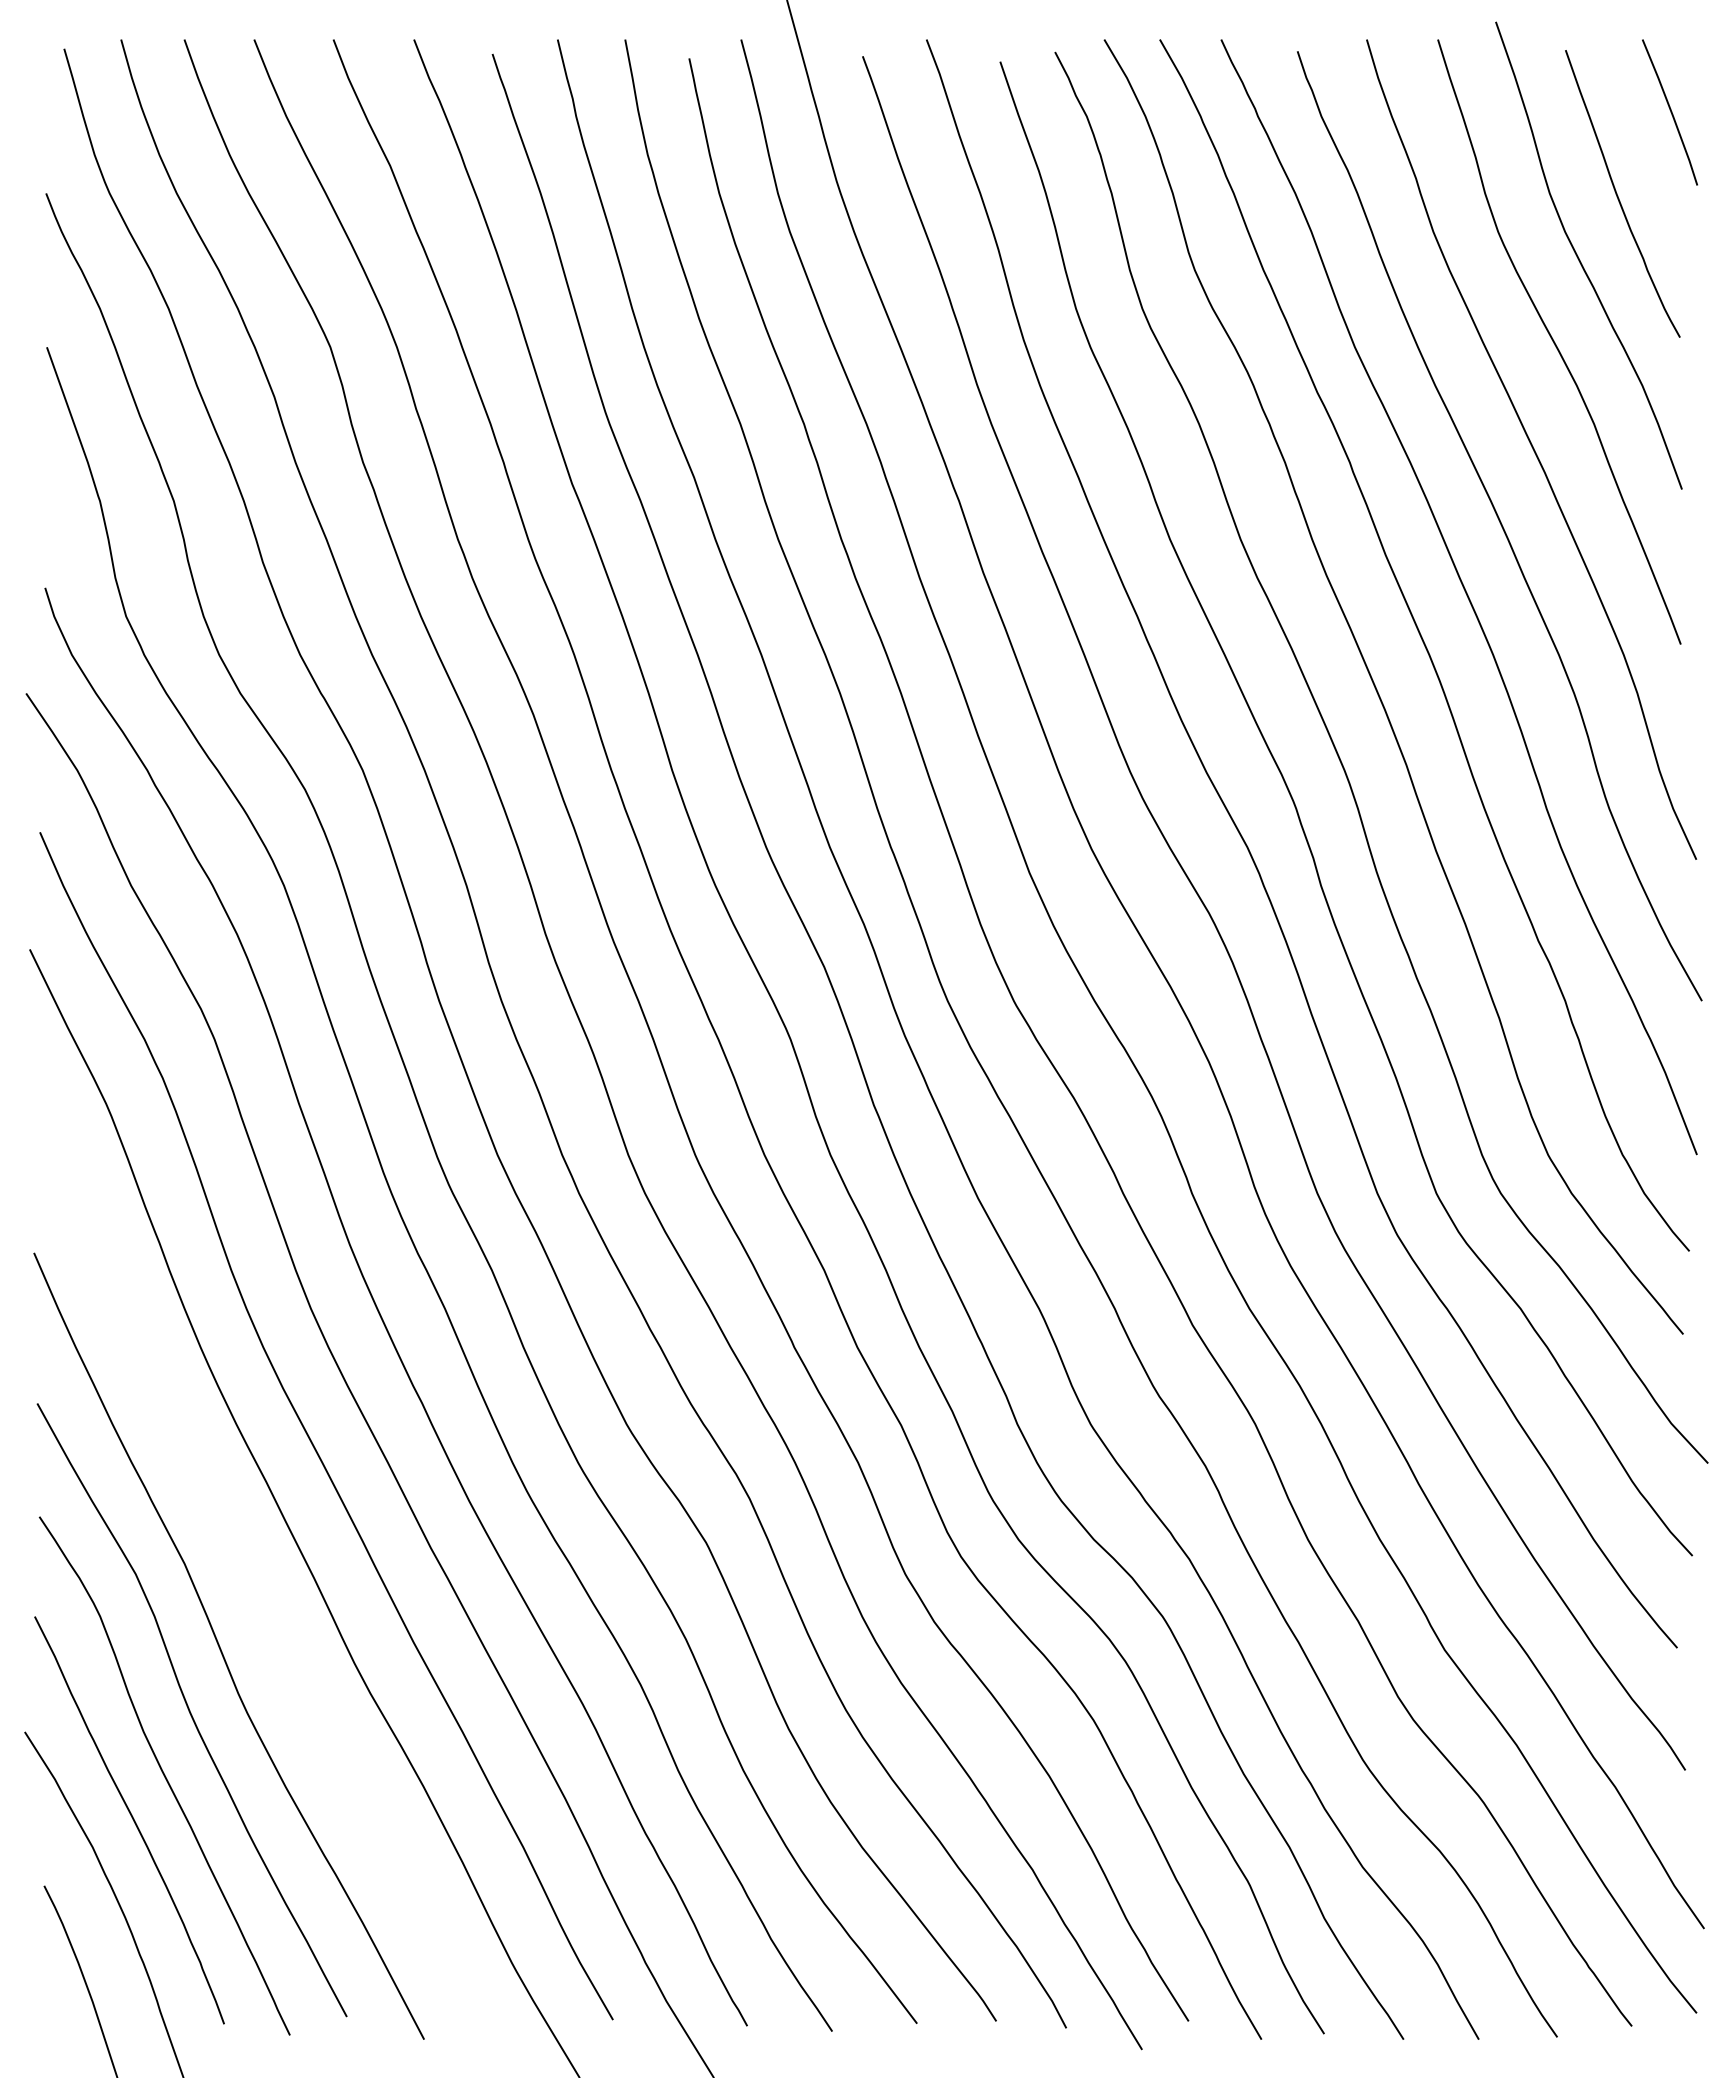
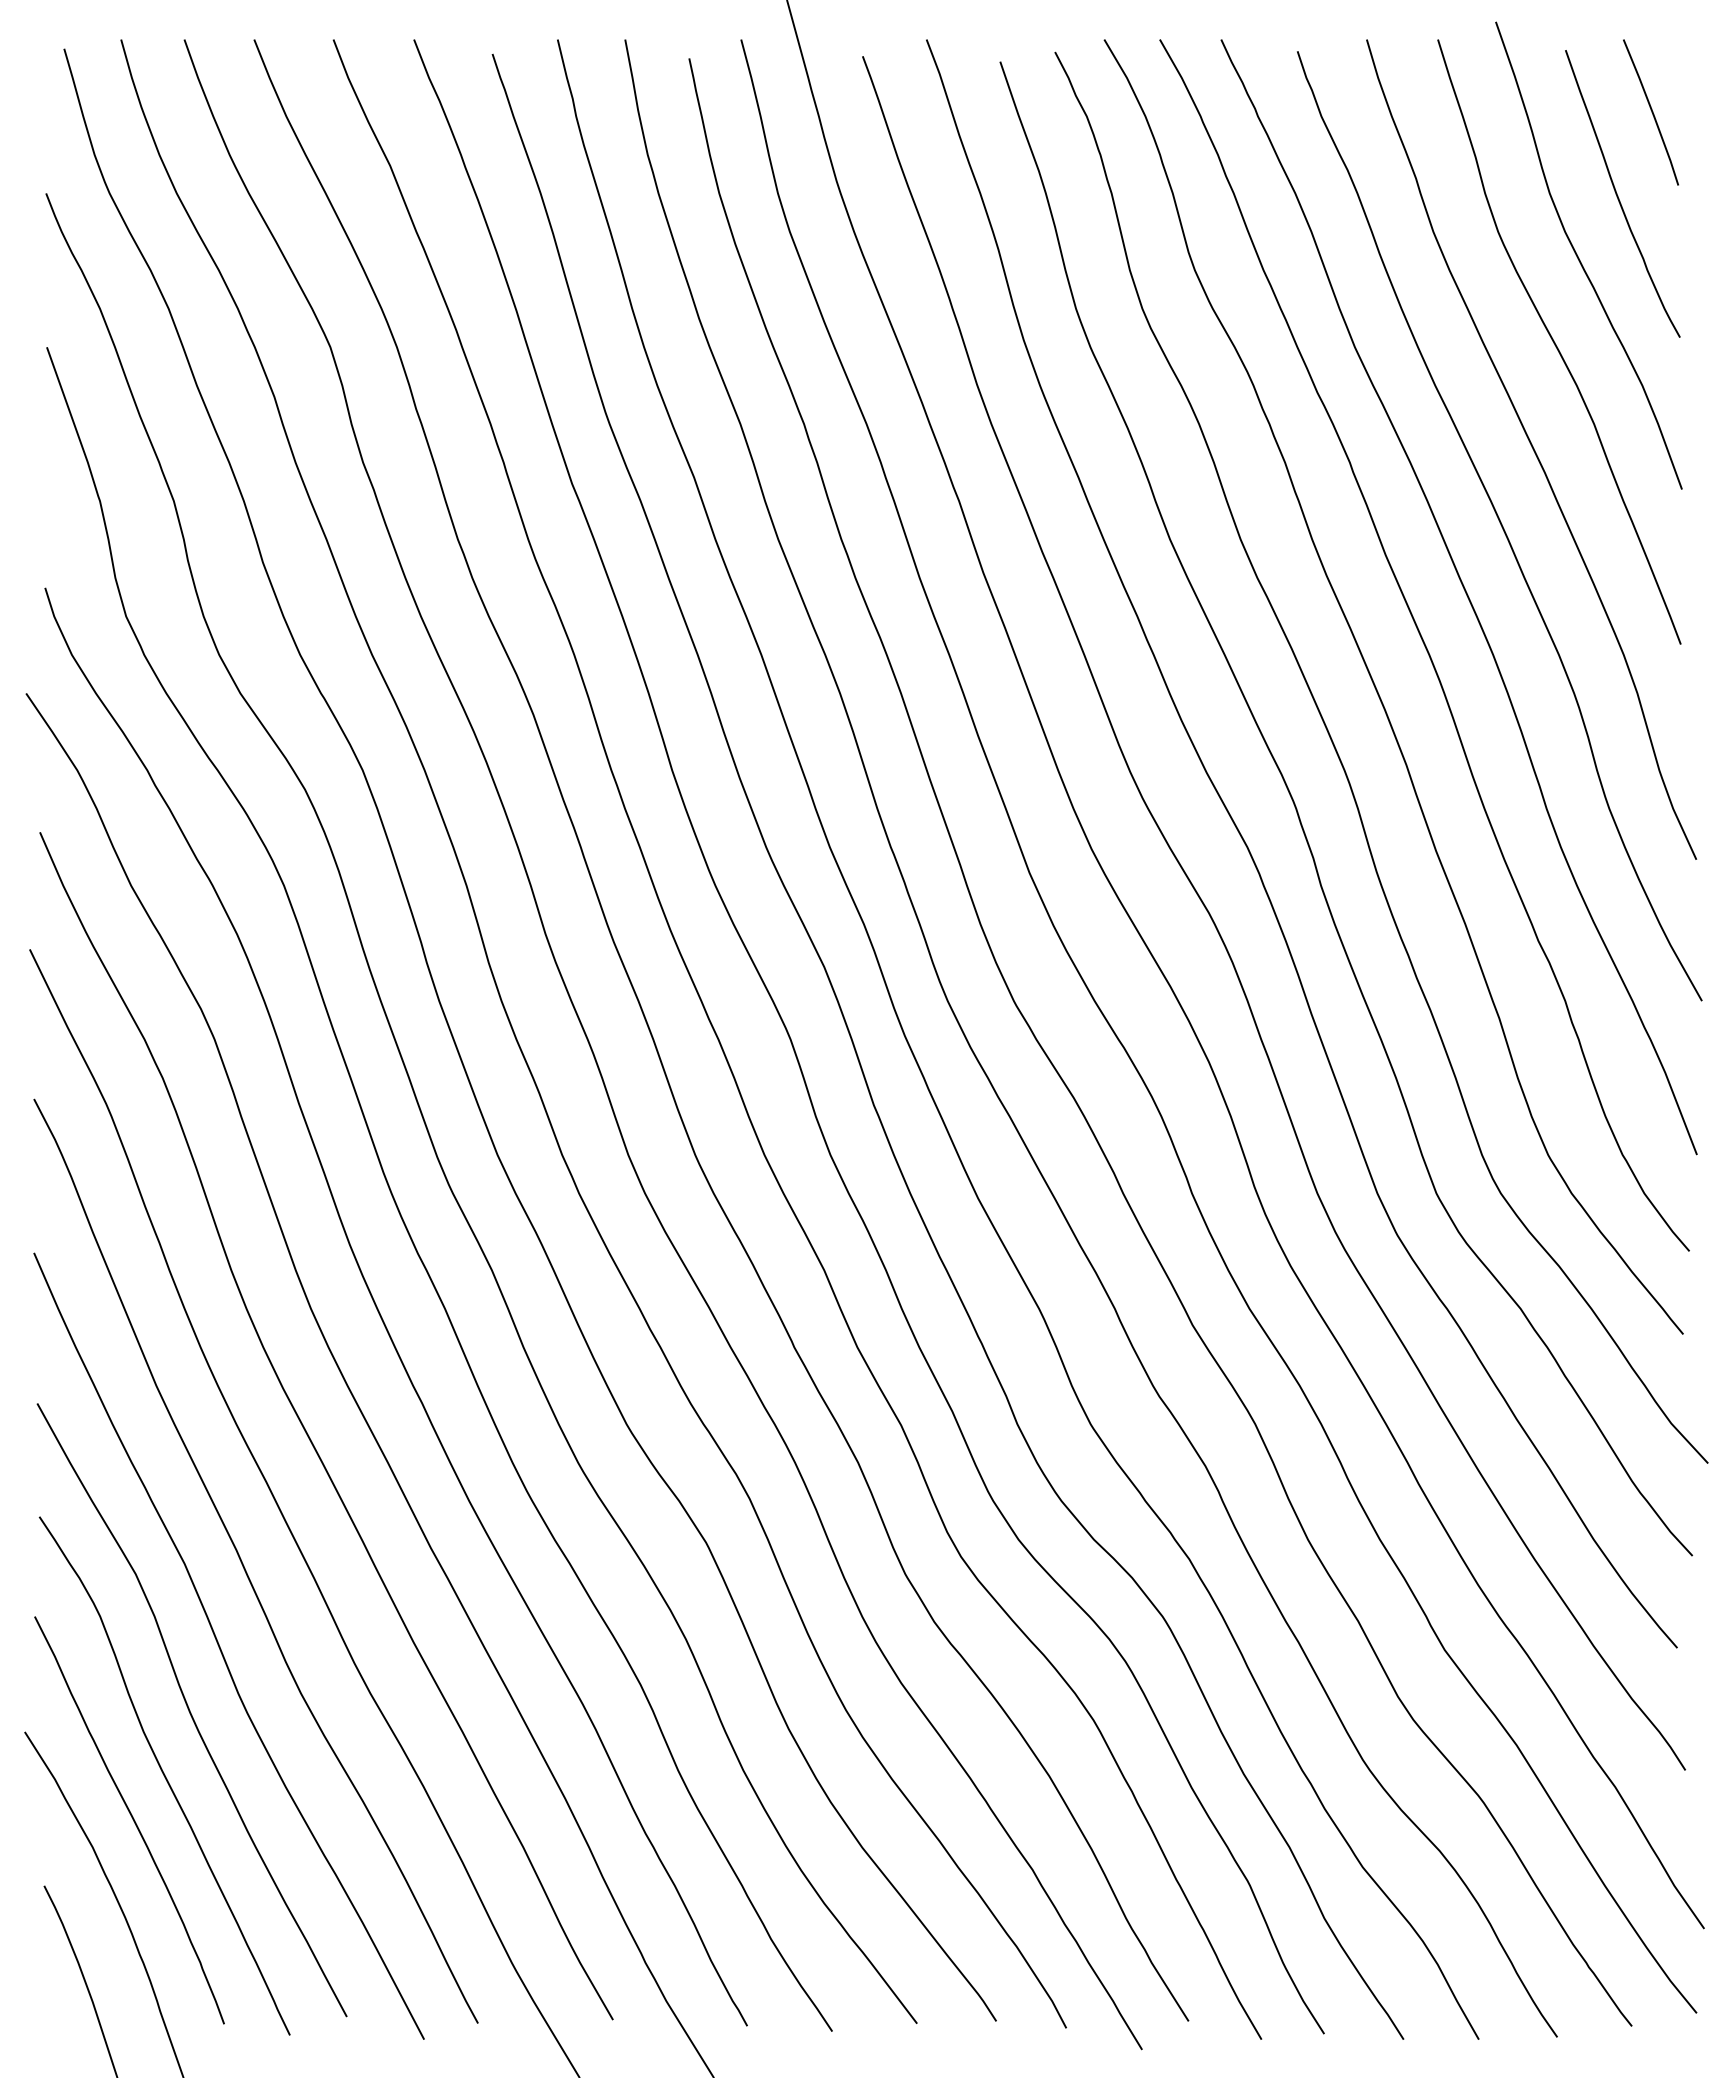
line position: (1670, 112) -> (1651, 112) (1651, 112)
curve: none -> present (244, 1565)
